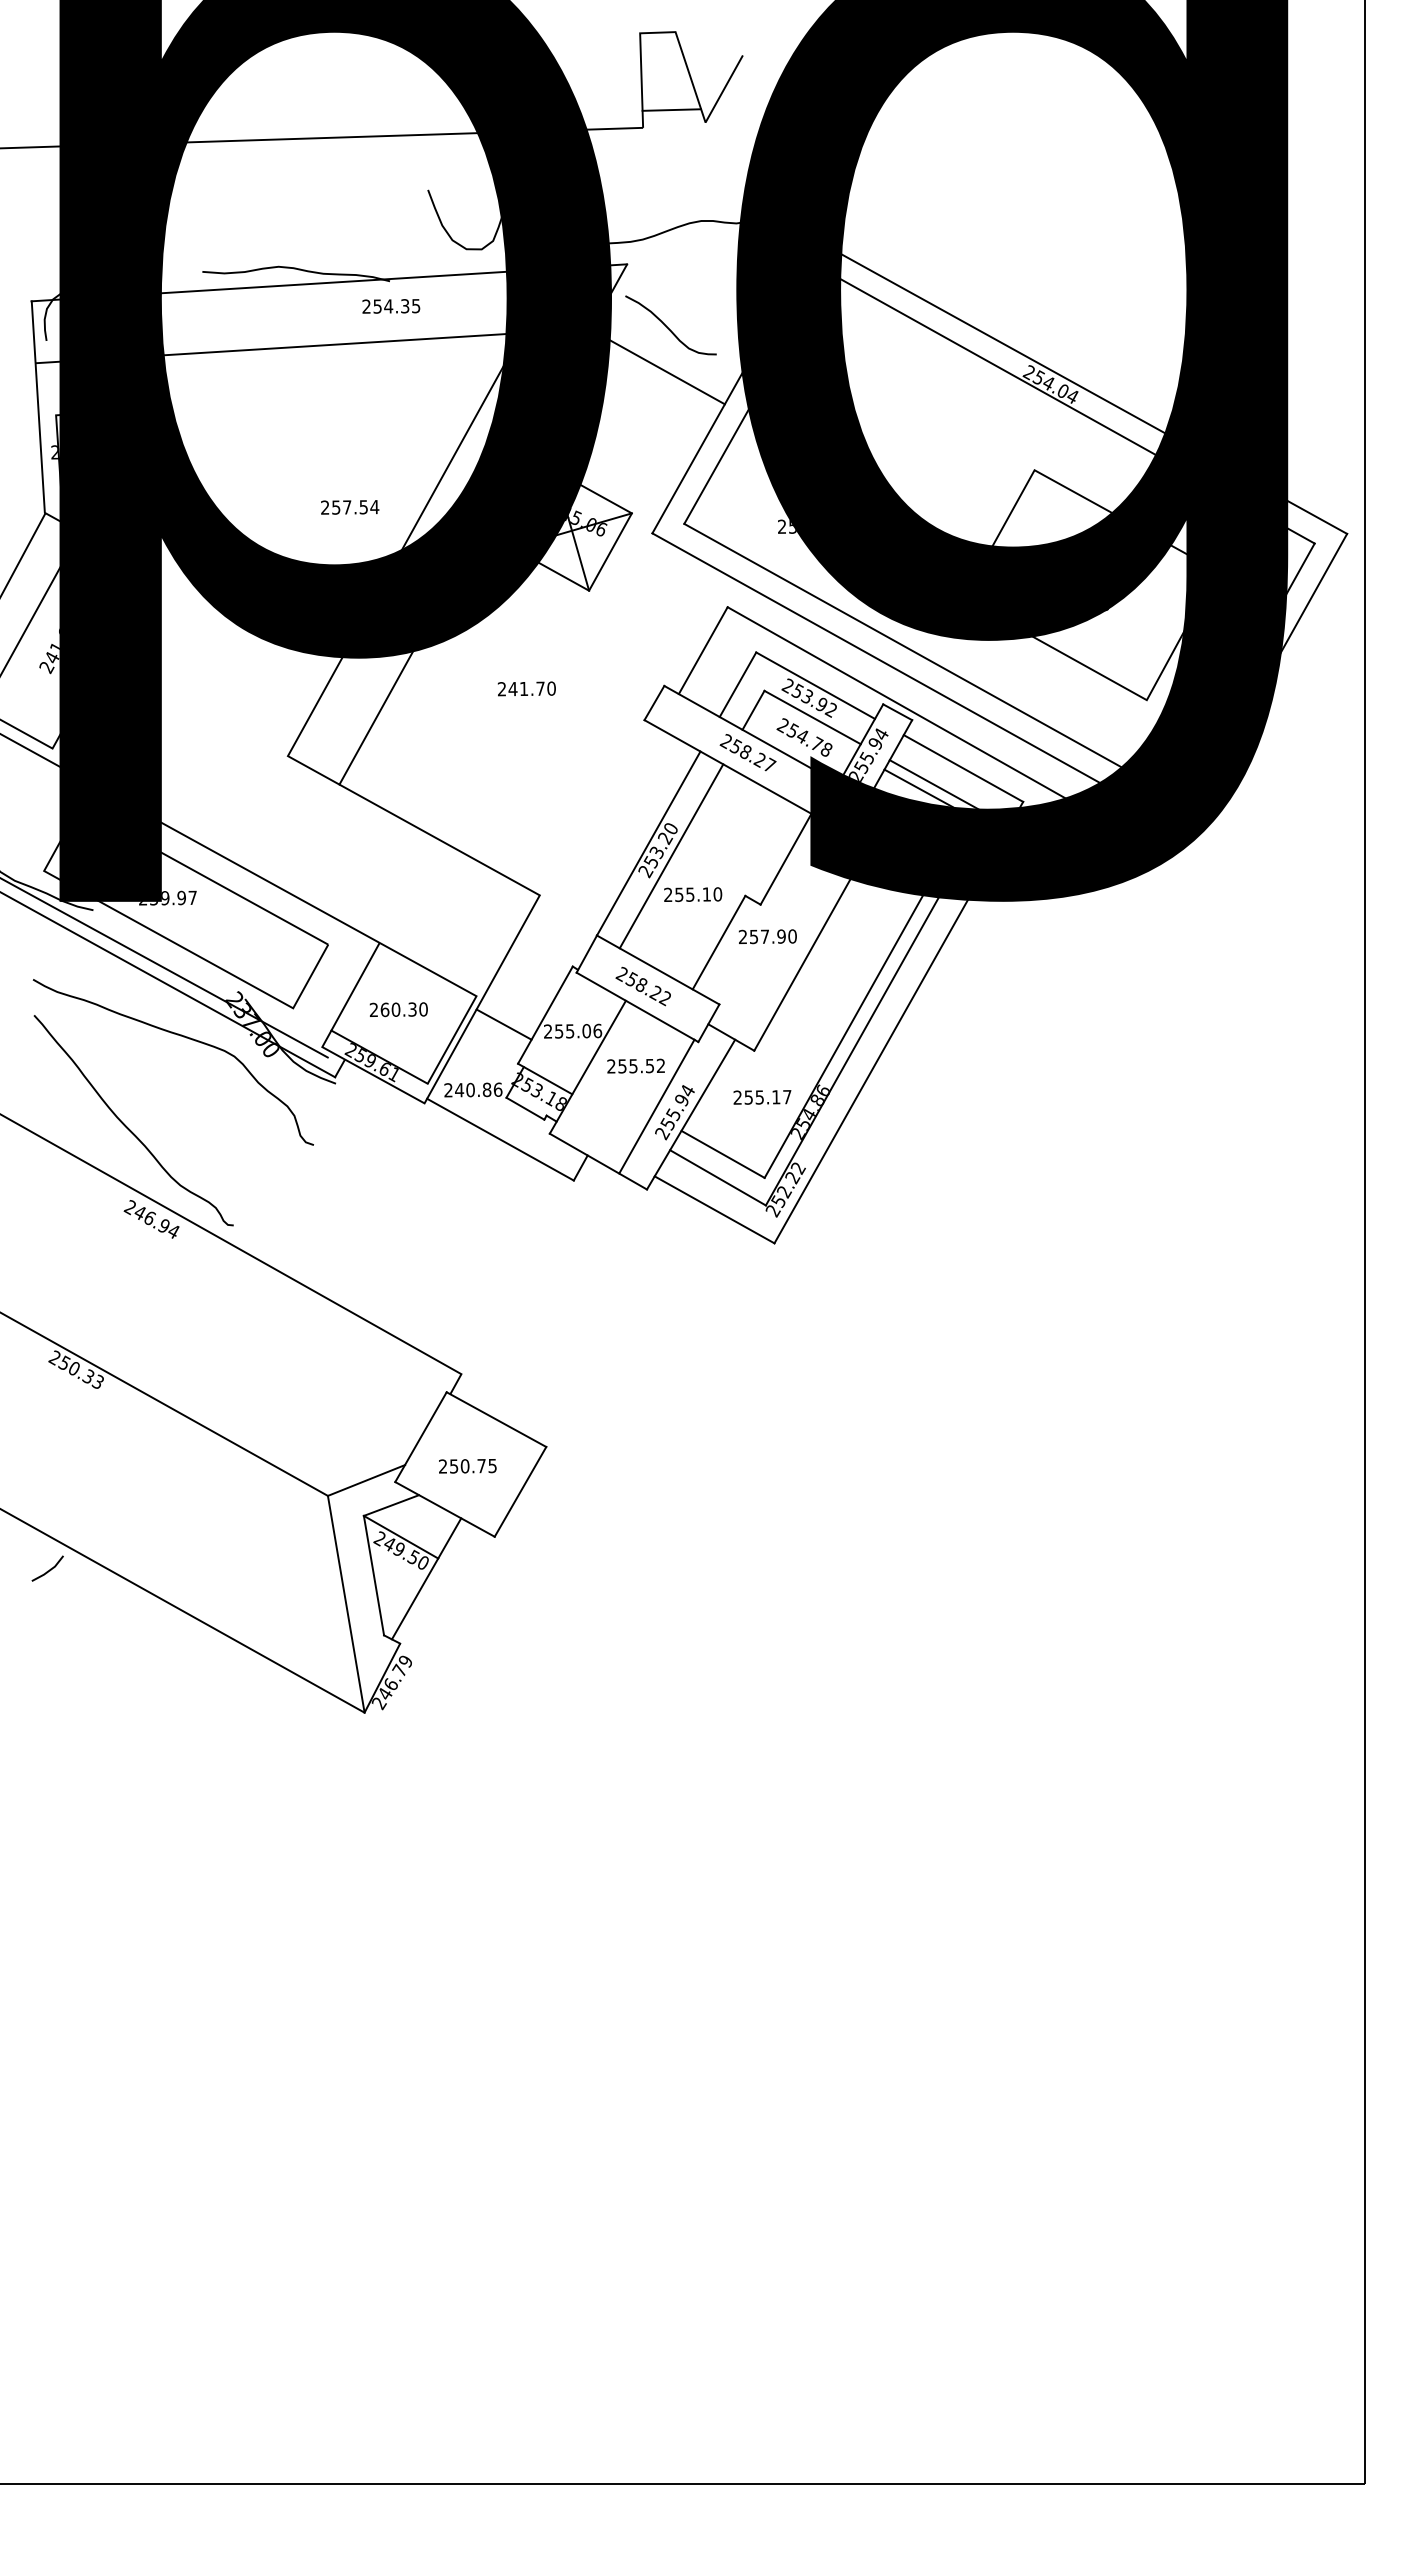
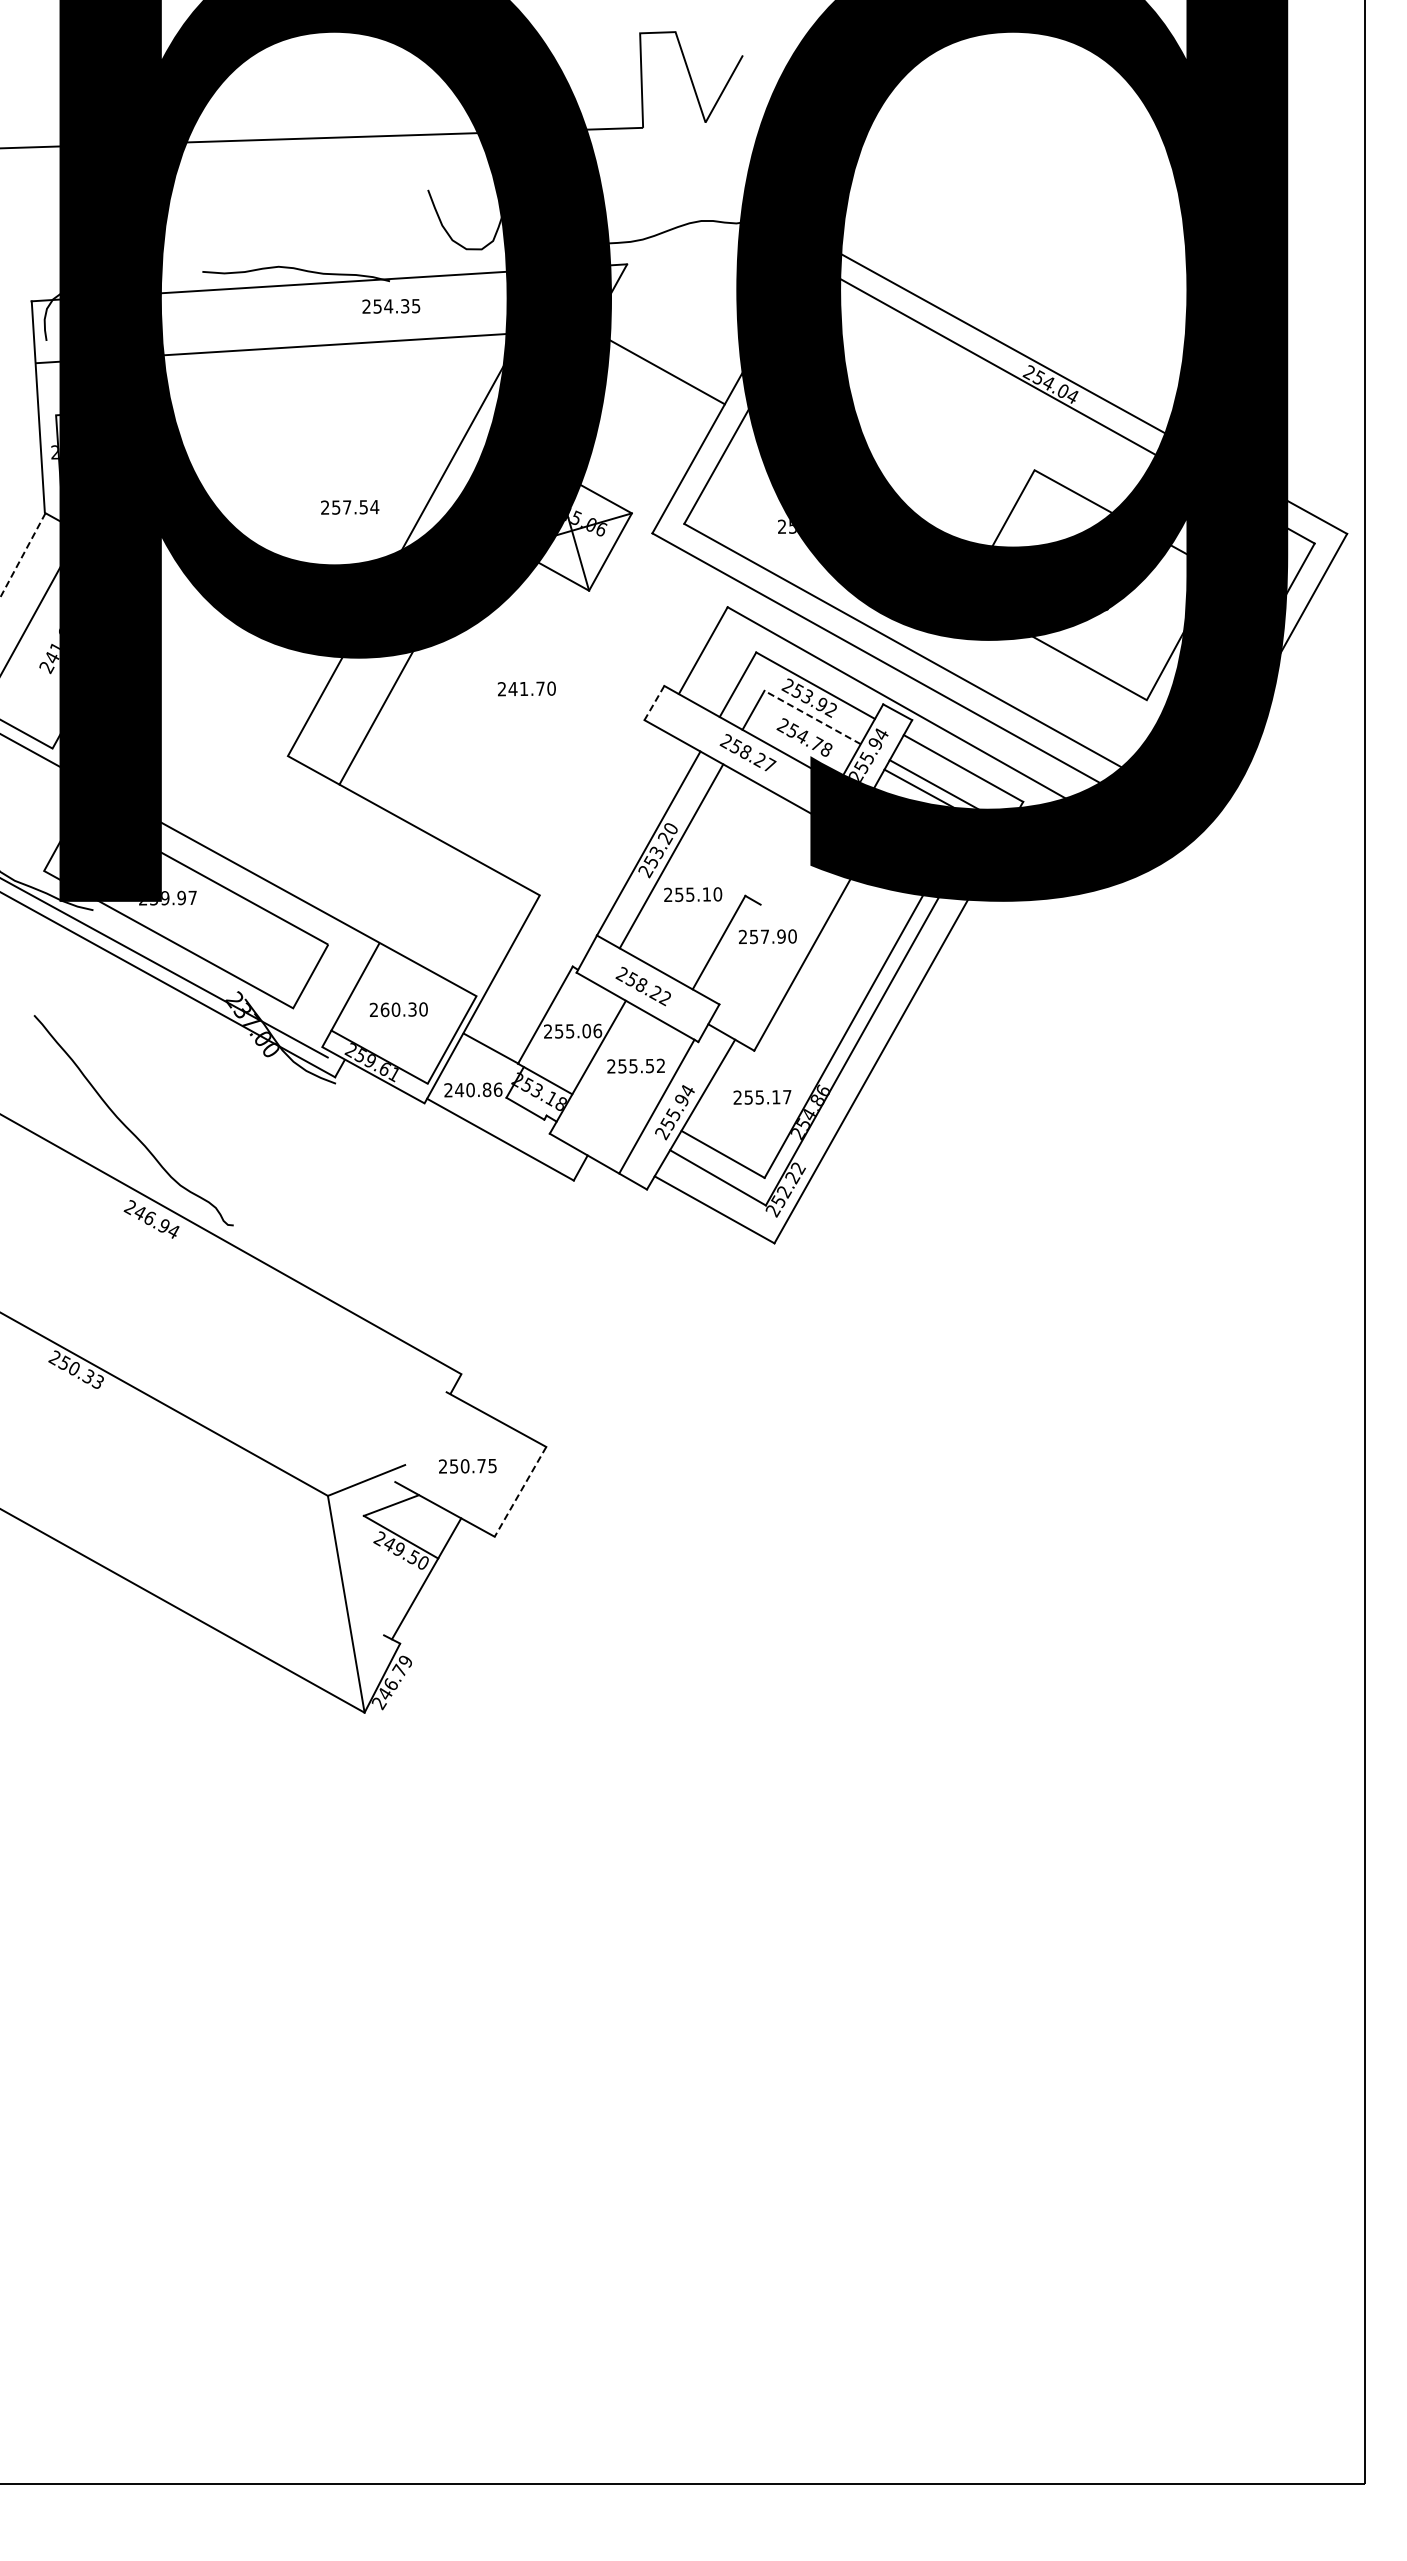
line: present -> none (671, 109)
curve: present -> none (668, 327)
line: solid -> dashed (22, 555)
line: solid -> dashed (654, 703)
line: solid -> dashed (812, 717)
line: present -> none (785, 858)
line position: (503, 1024) -> (490, 1048) (490, 1048)
curve: present -> none (180, 1036)
line: present -> none (420, 1437)
line: solid -> dashed (520, 1491)
line: present -> none (47, 1570)
line: present -> none (373, 1575)
